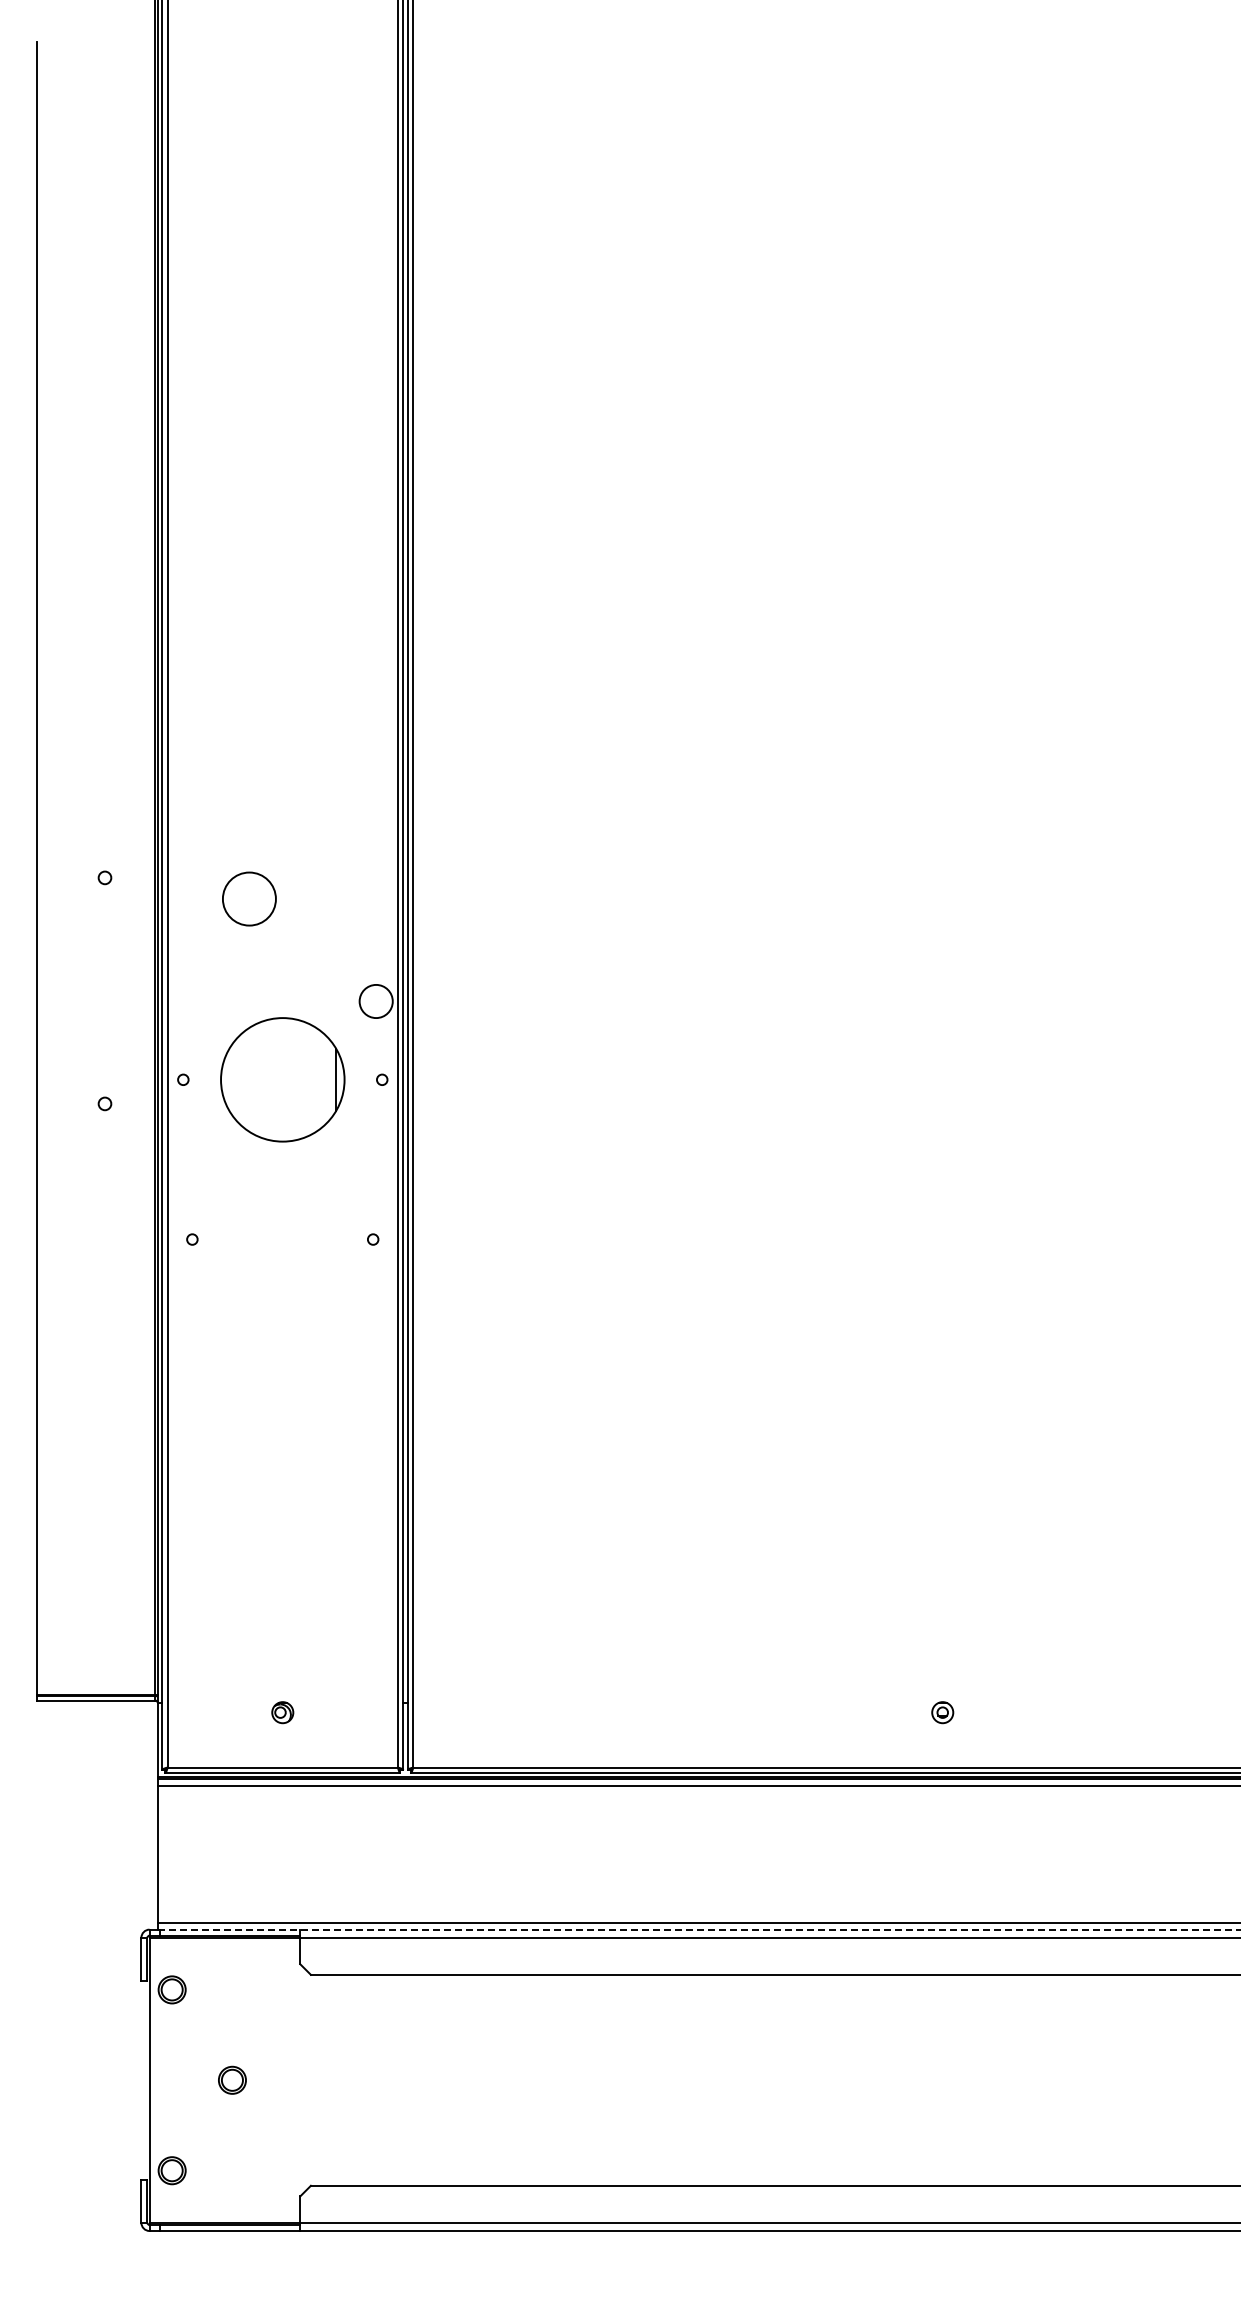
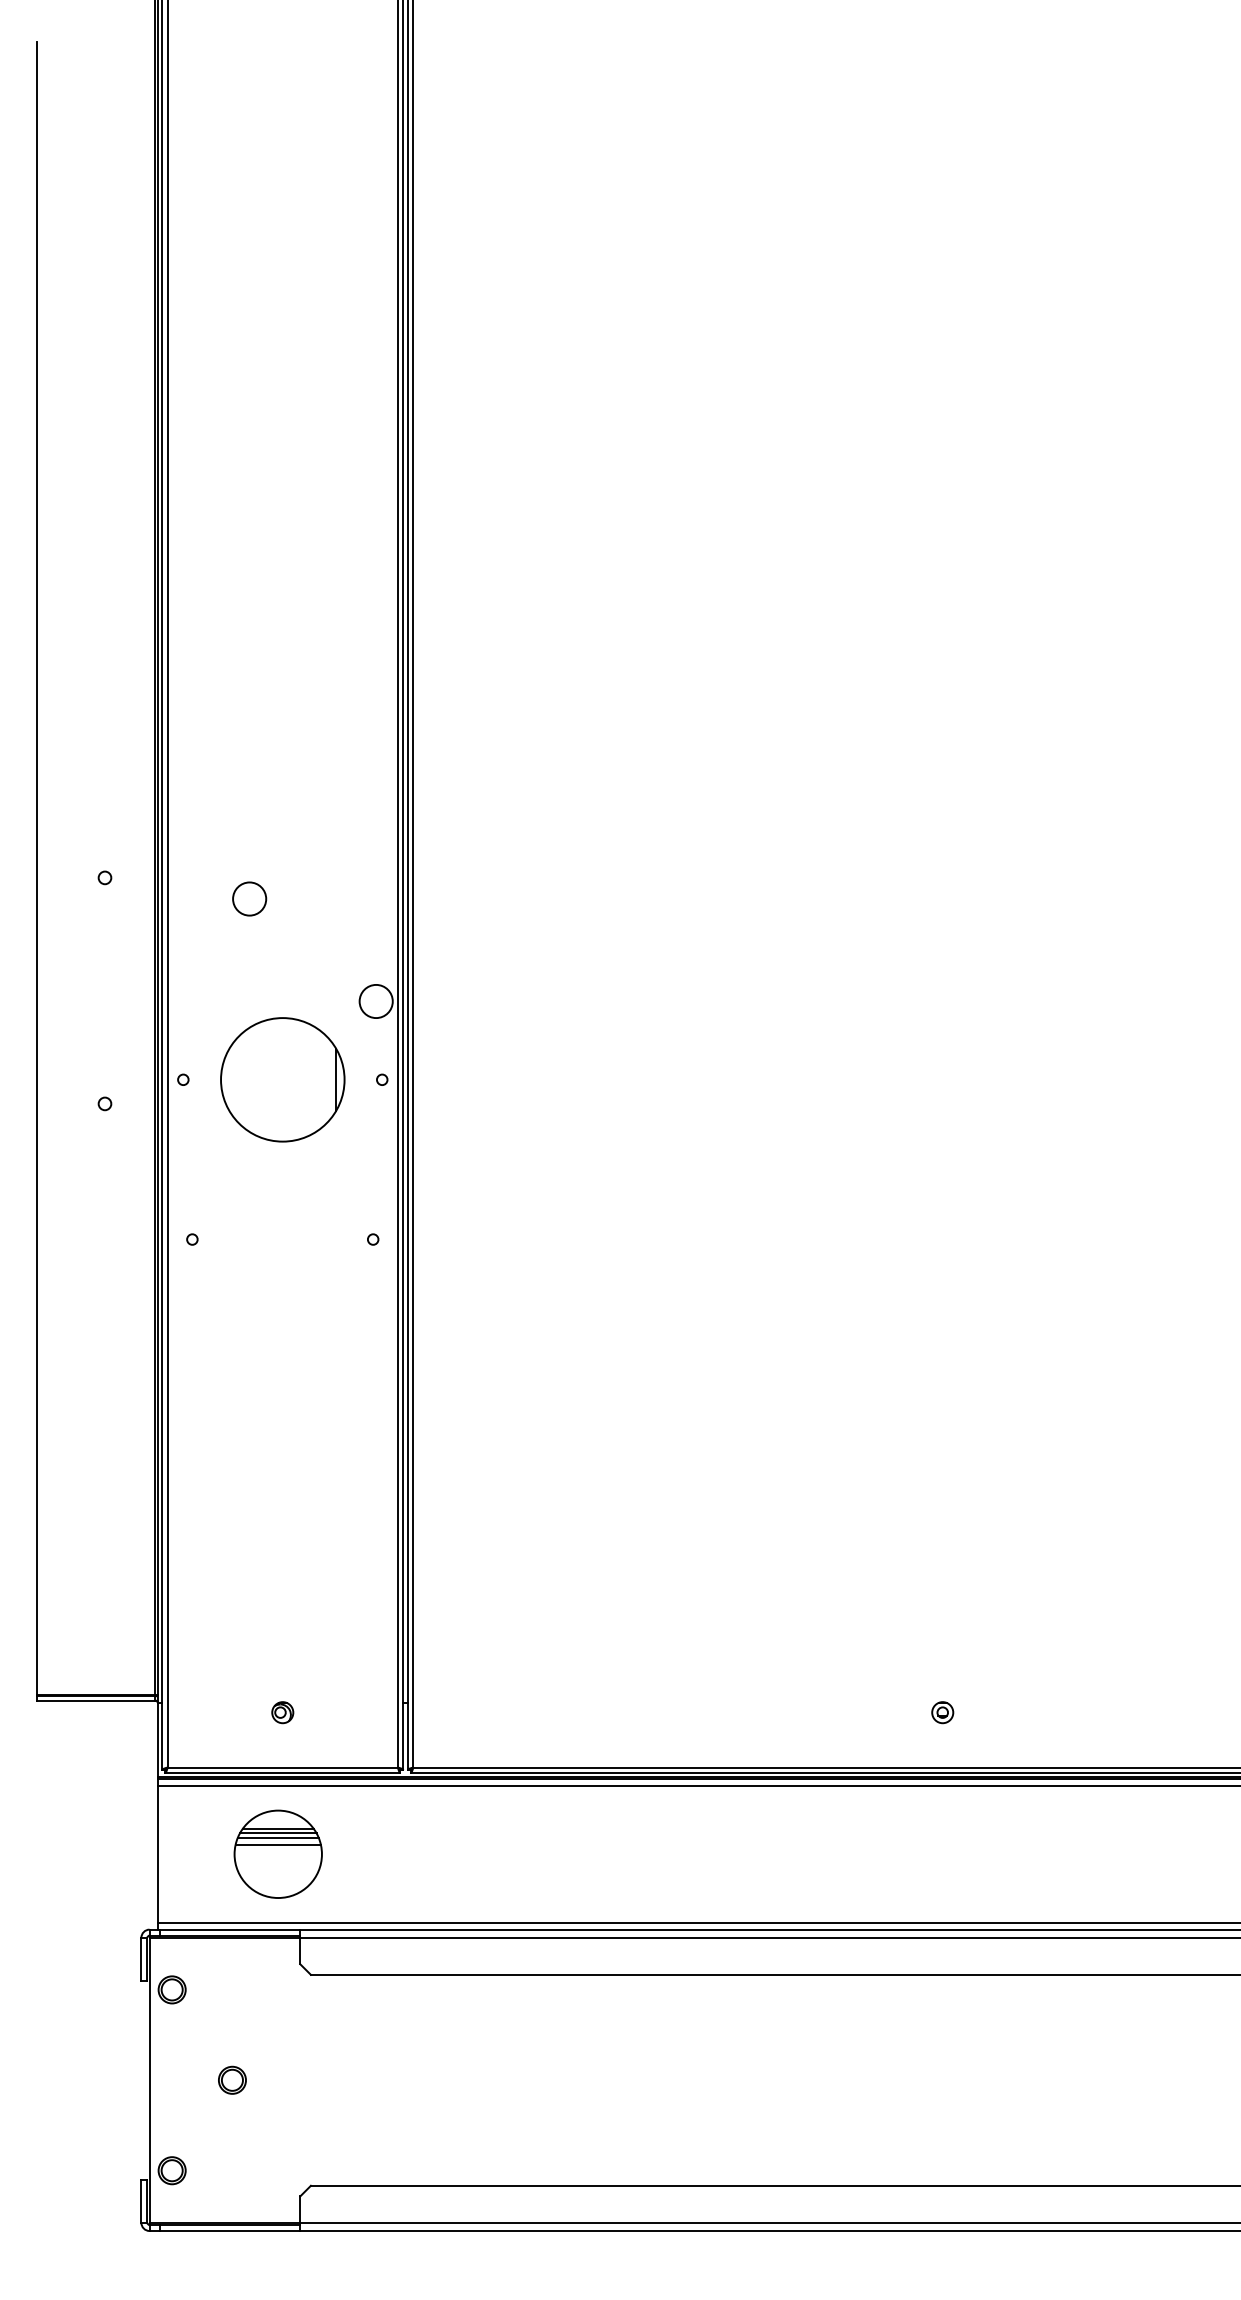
circle size: 55x56 px -> 36x36 px (249, 898)
part: none -> present (277, 1853)
line: dashed -> solid (699, 1929)
